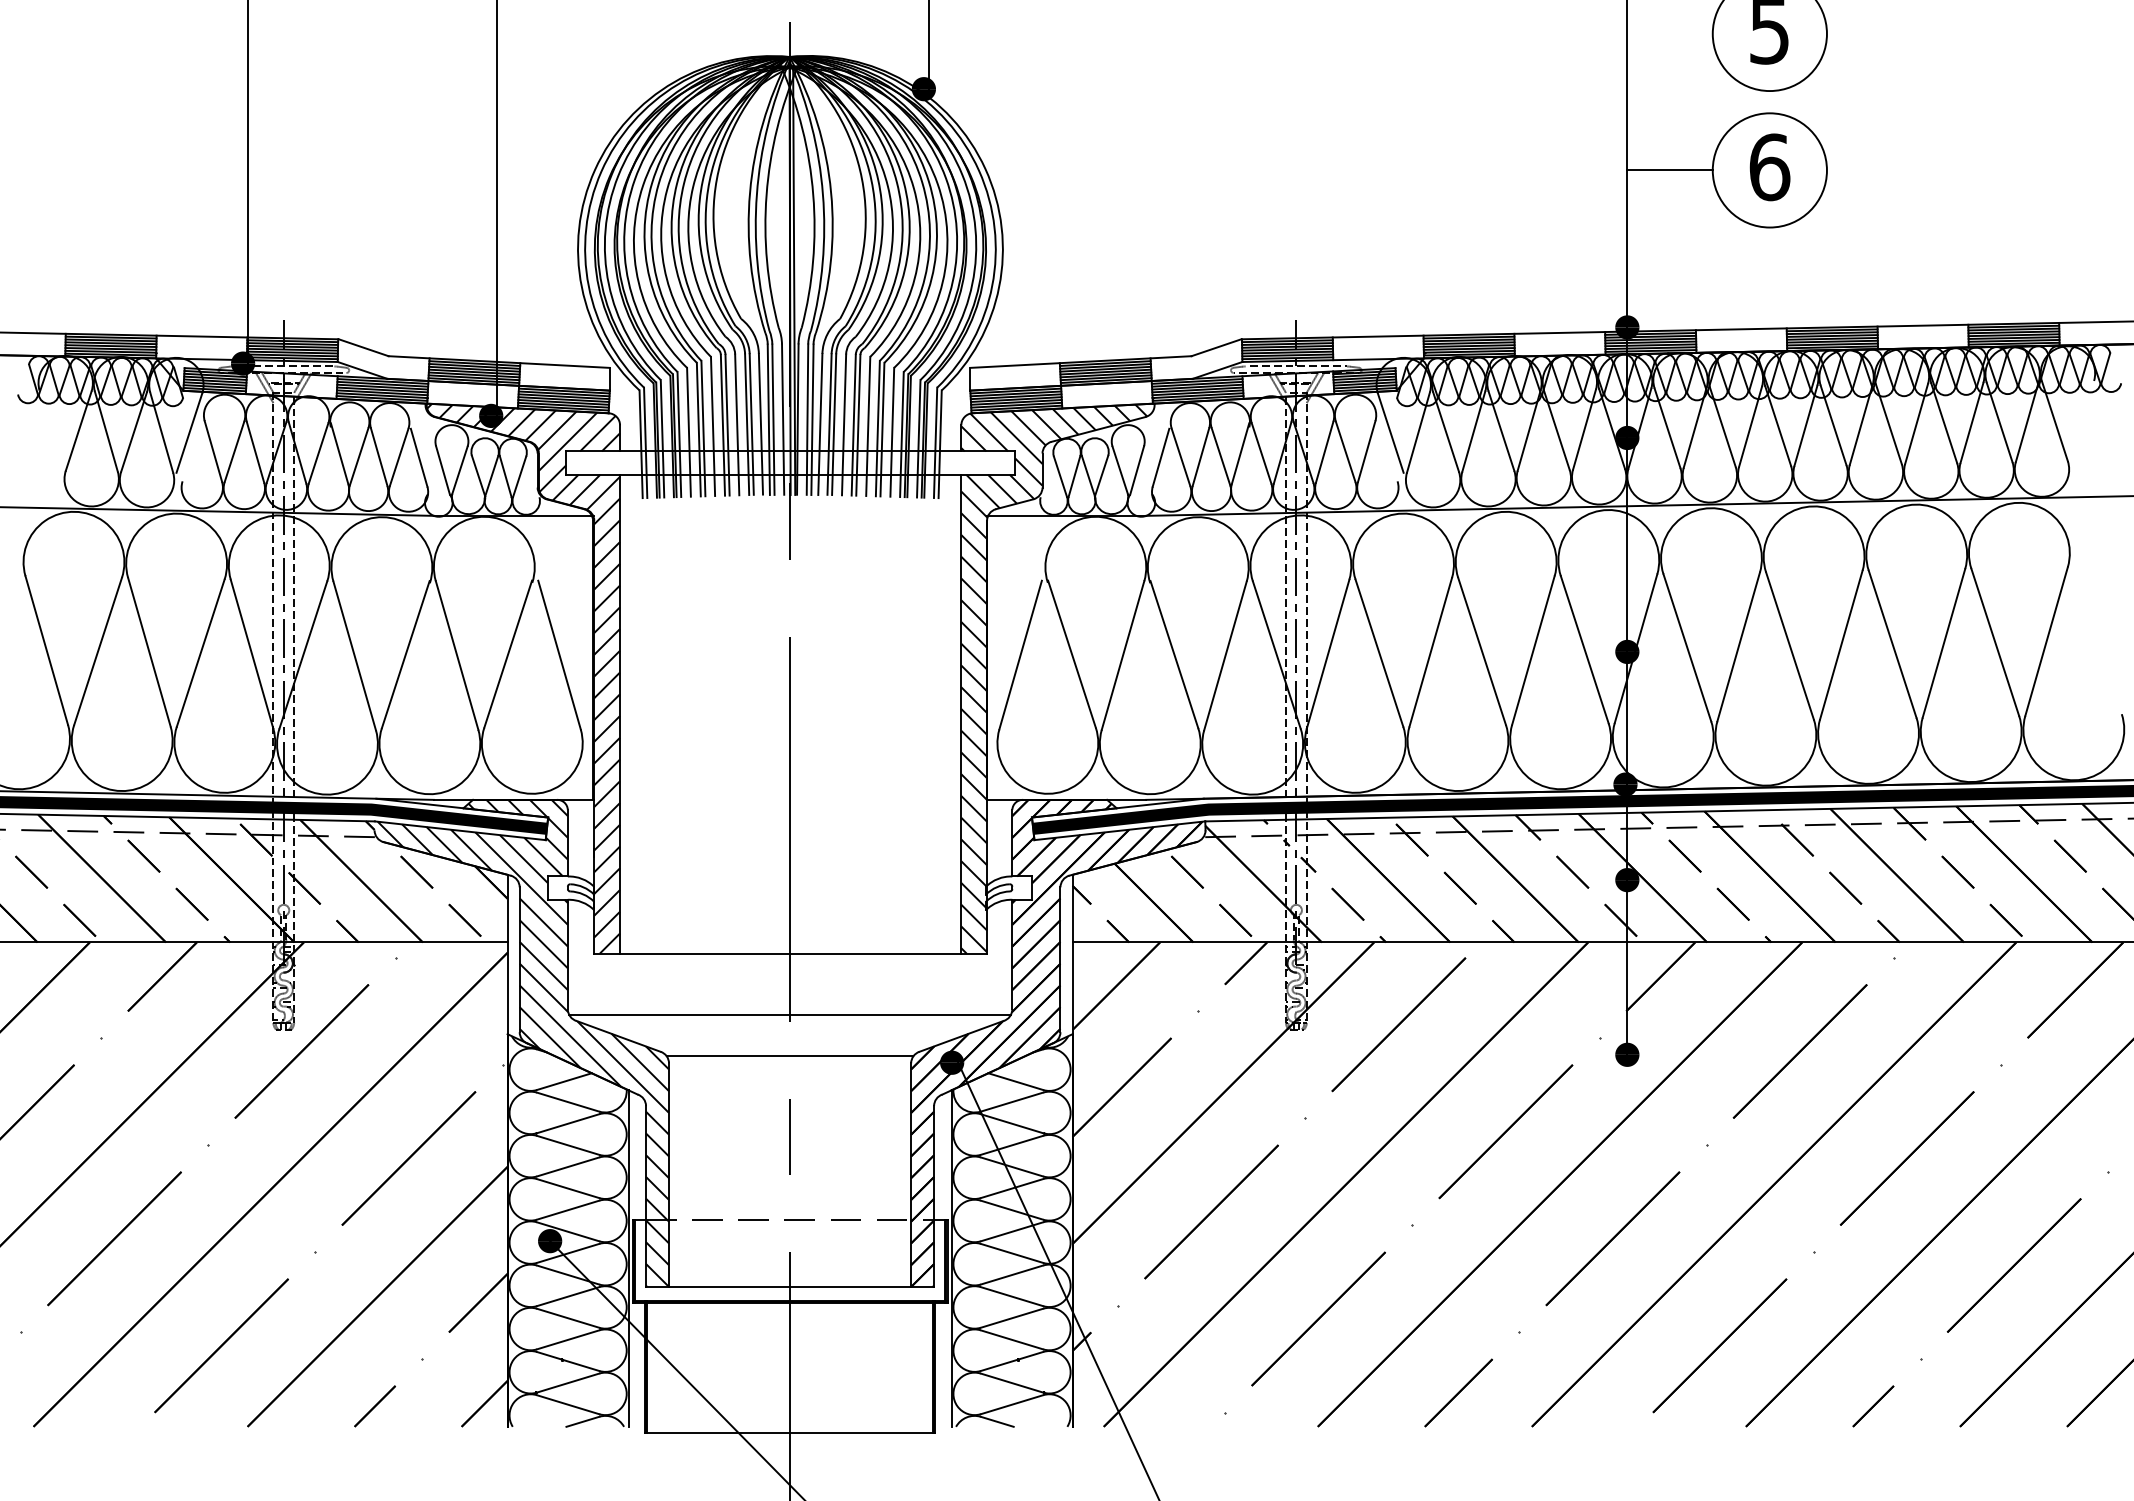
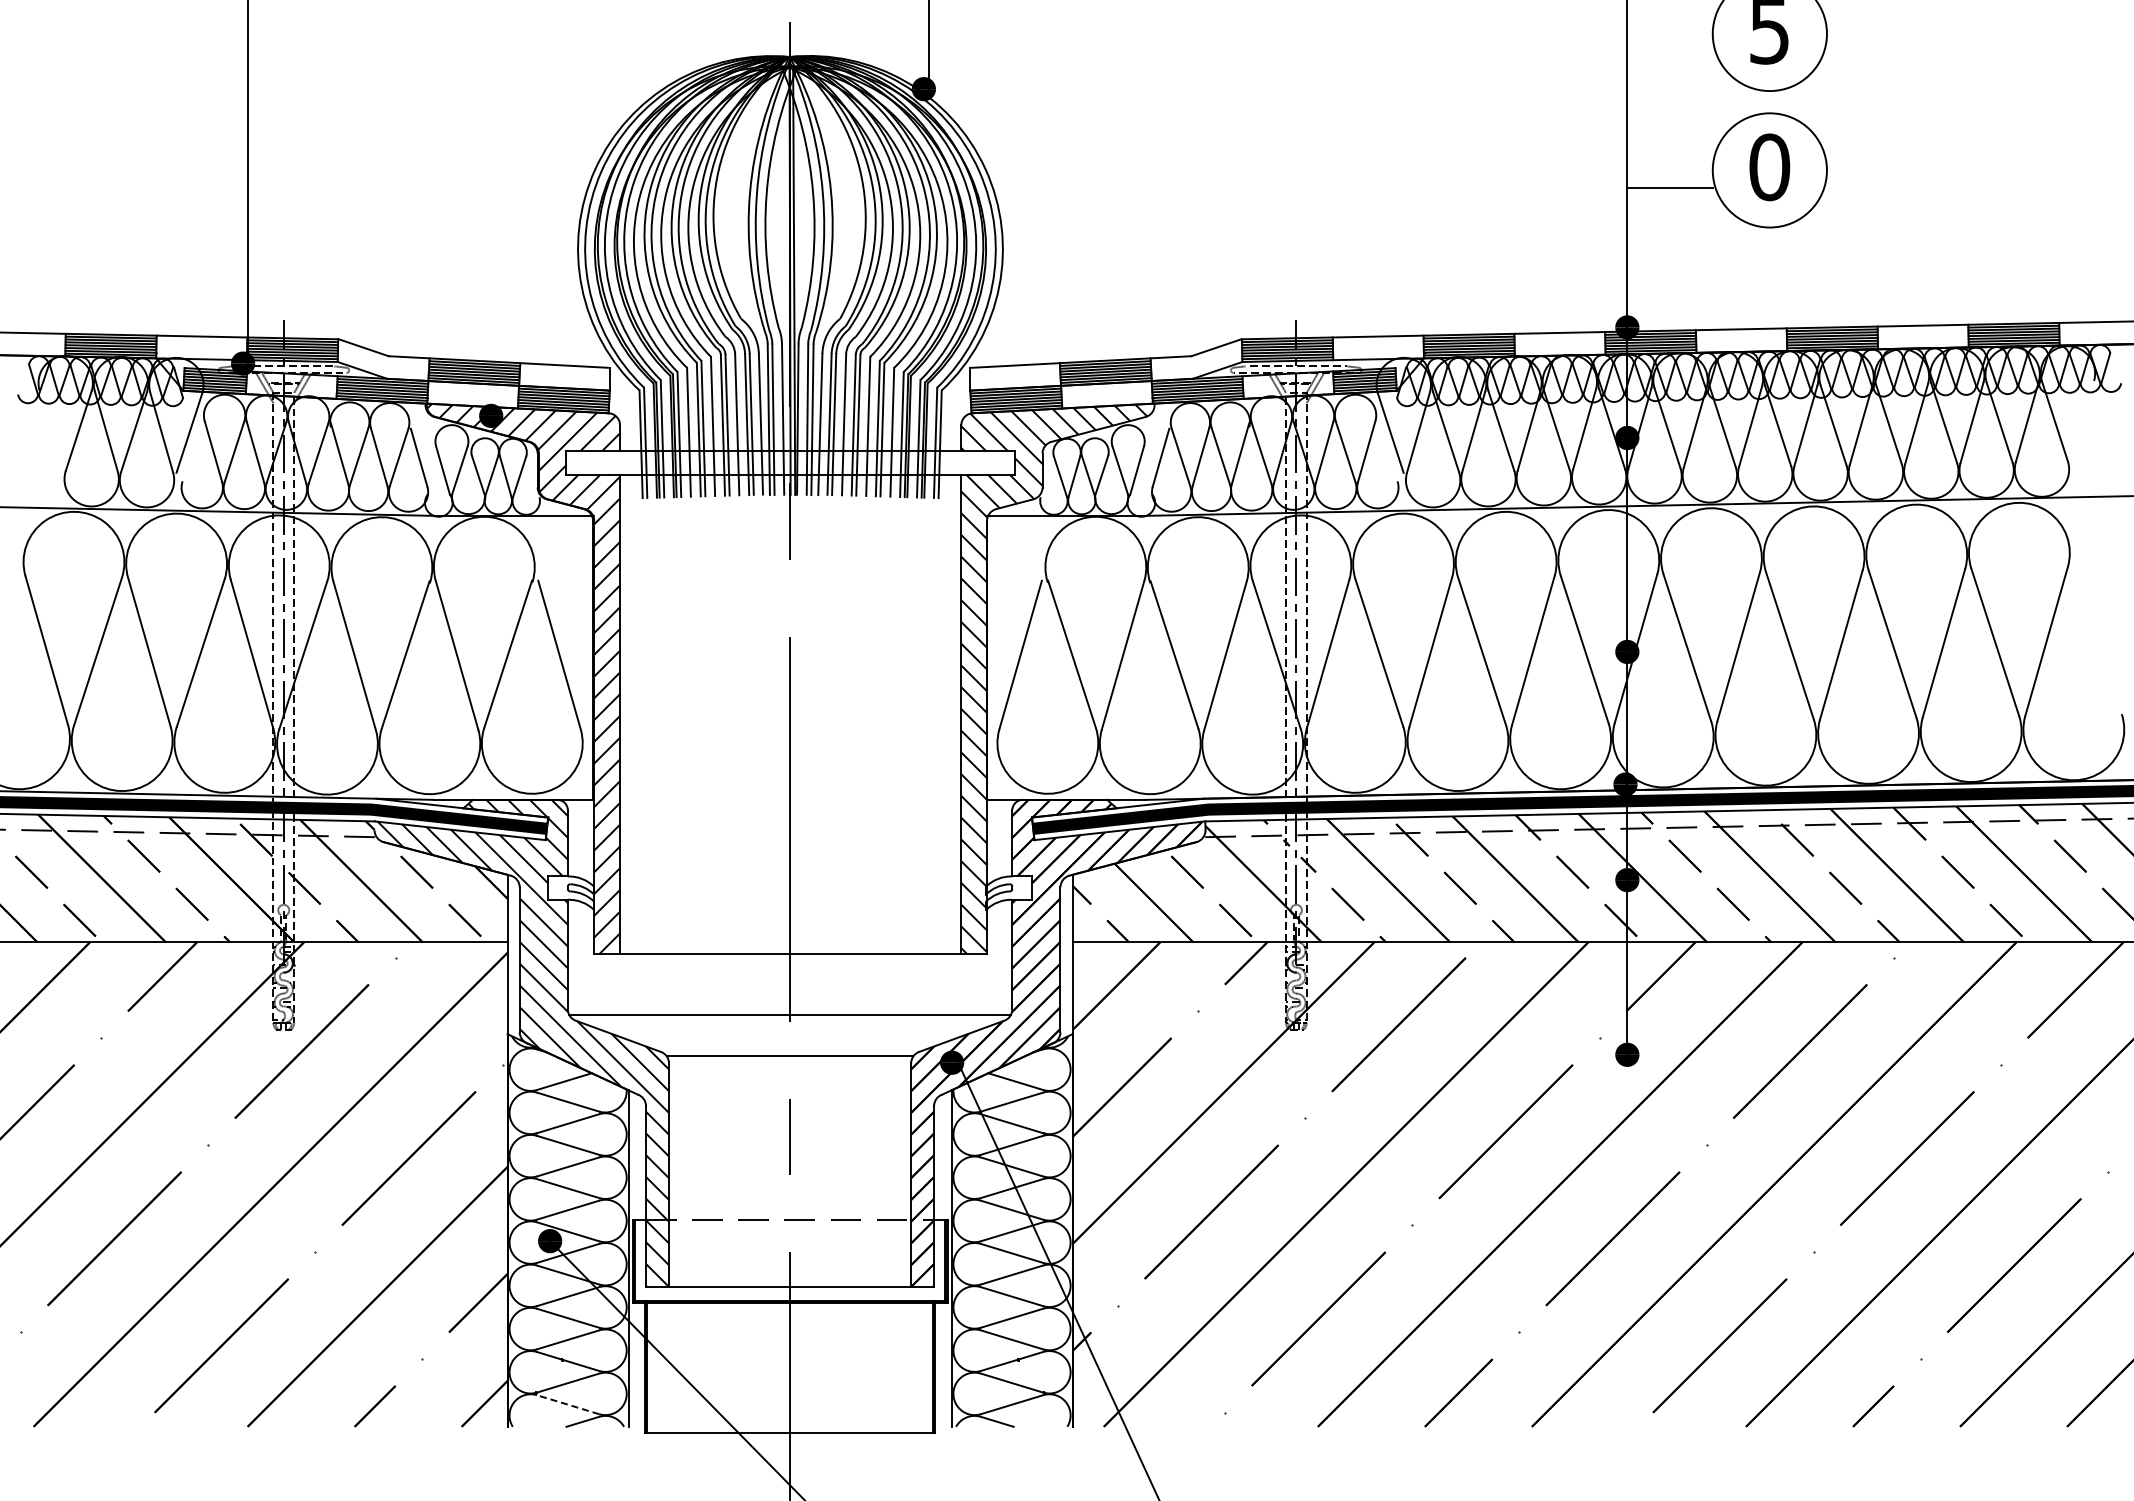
text: 6 -> 0 (1769, 167)
line position: (1669, 170) -> (1669, 188) (1669, 188)
line: present -> none (496, 210)
line: solid -> dashed (568, 1404)
